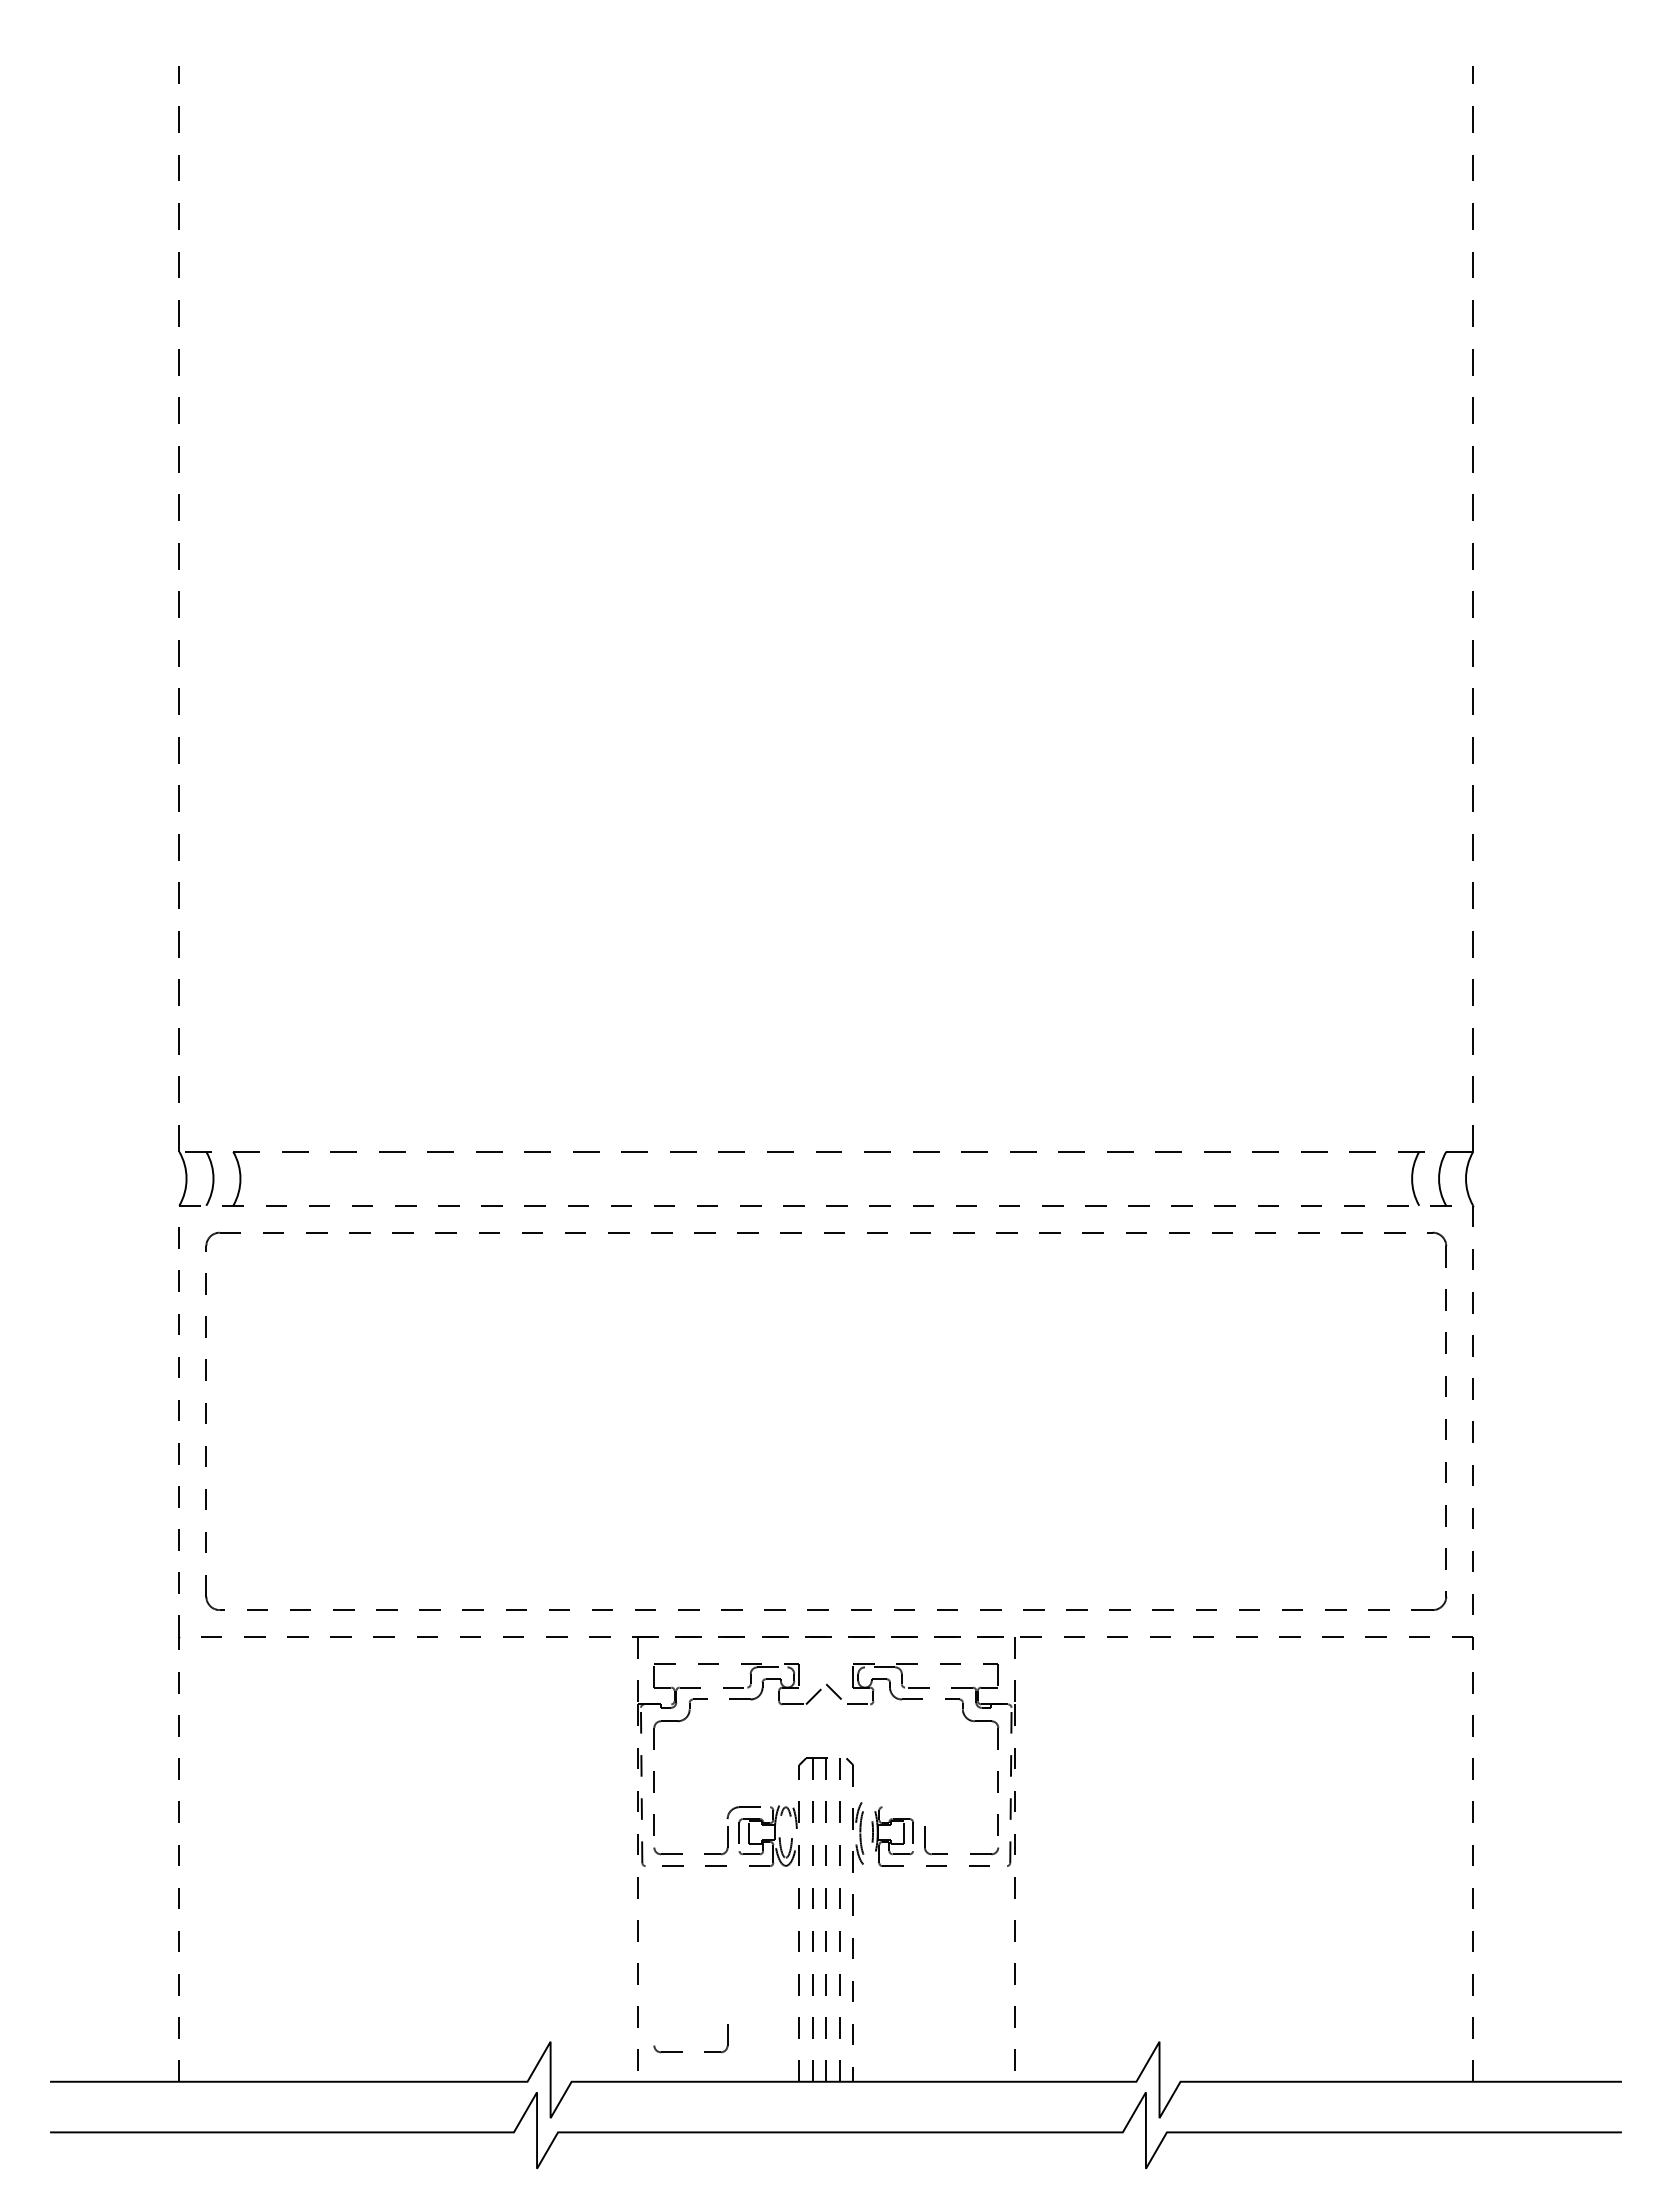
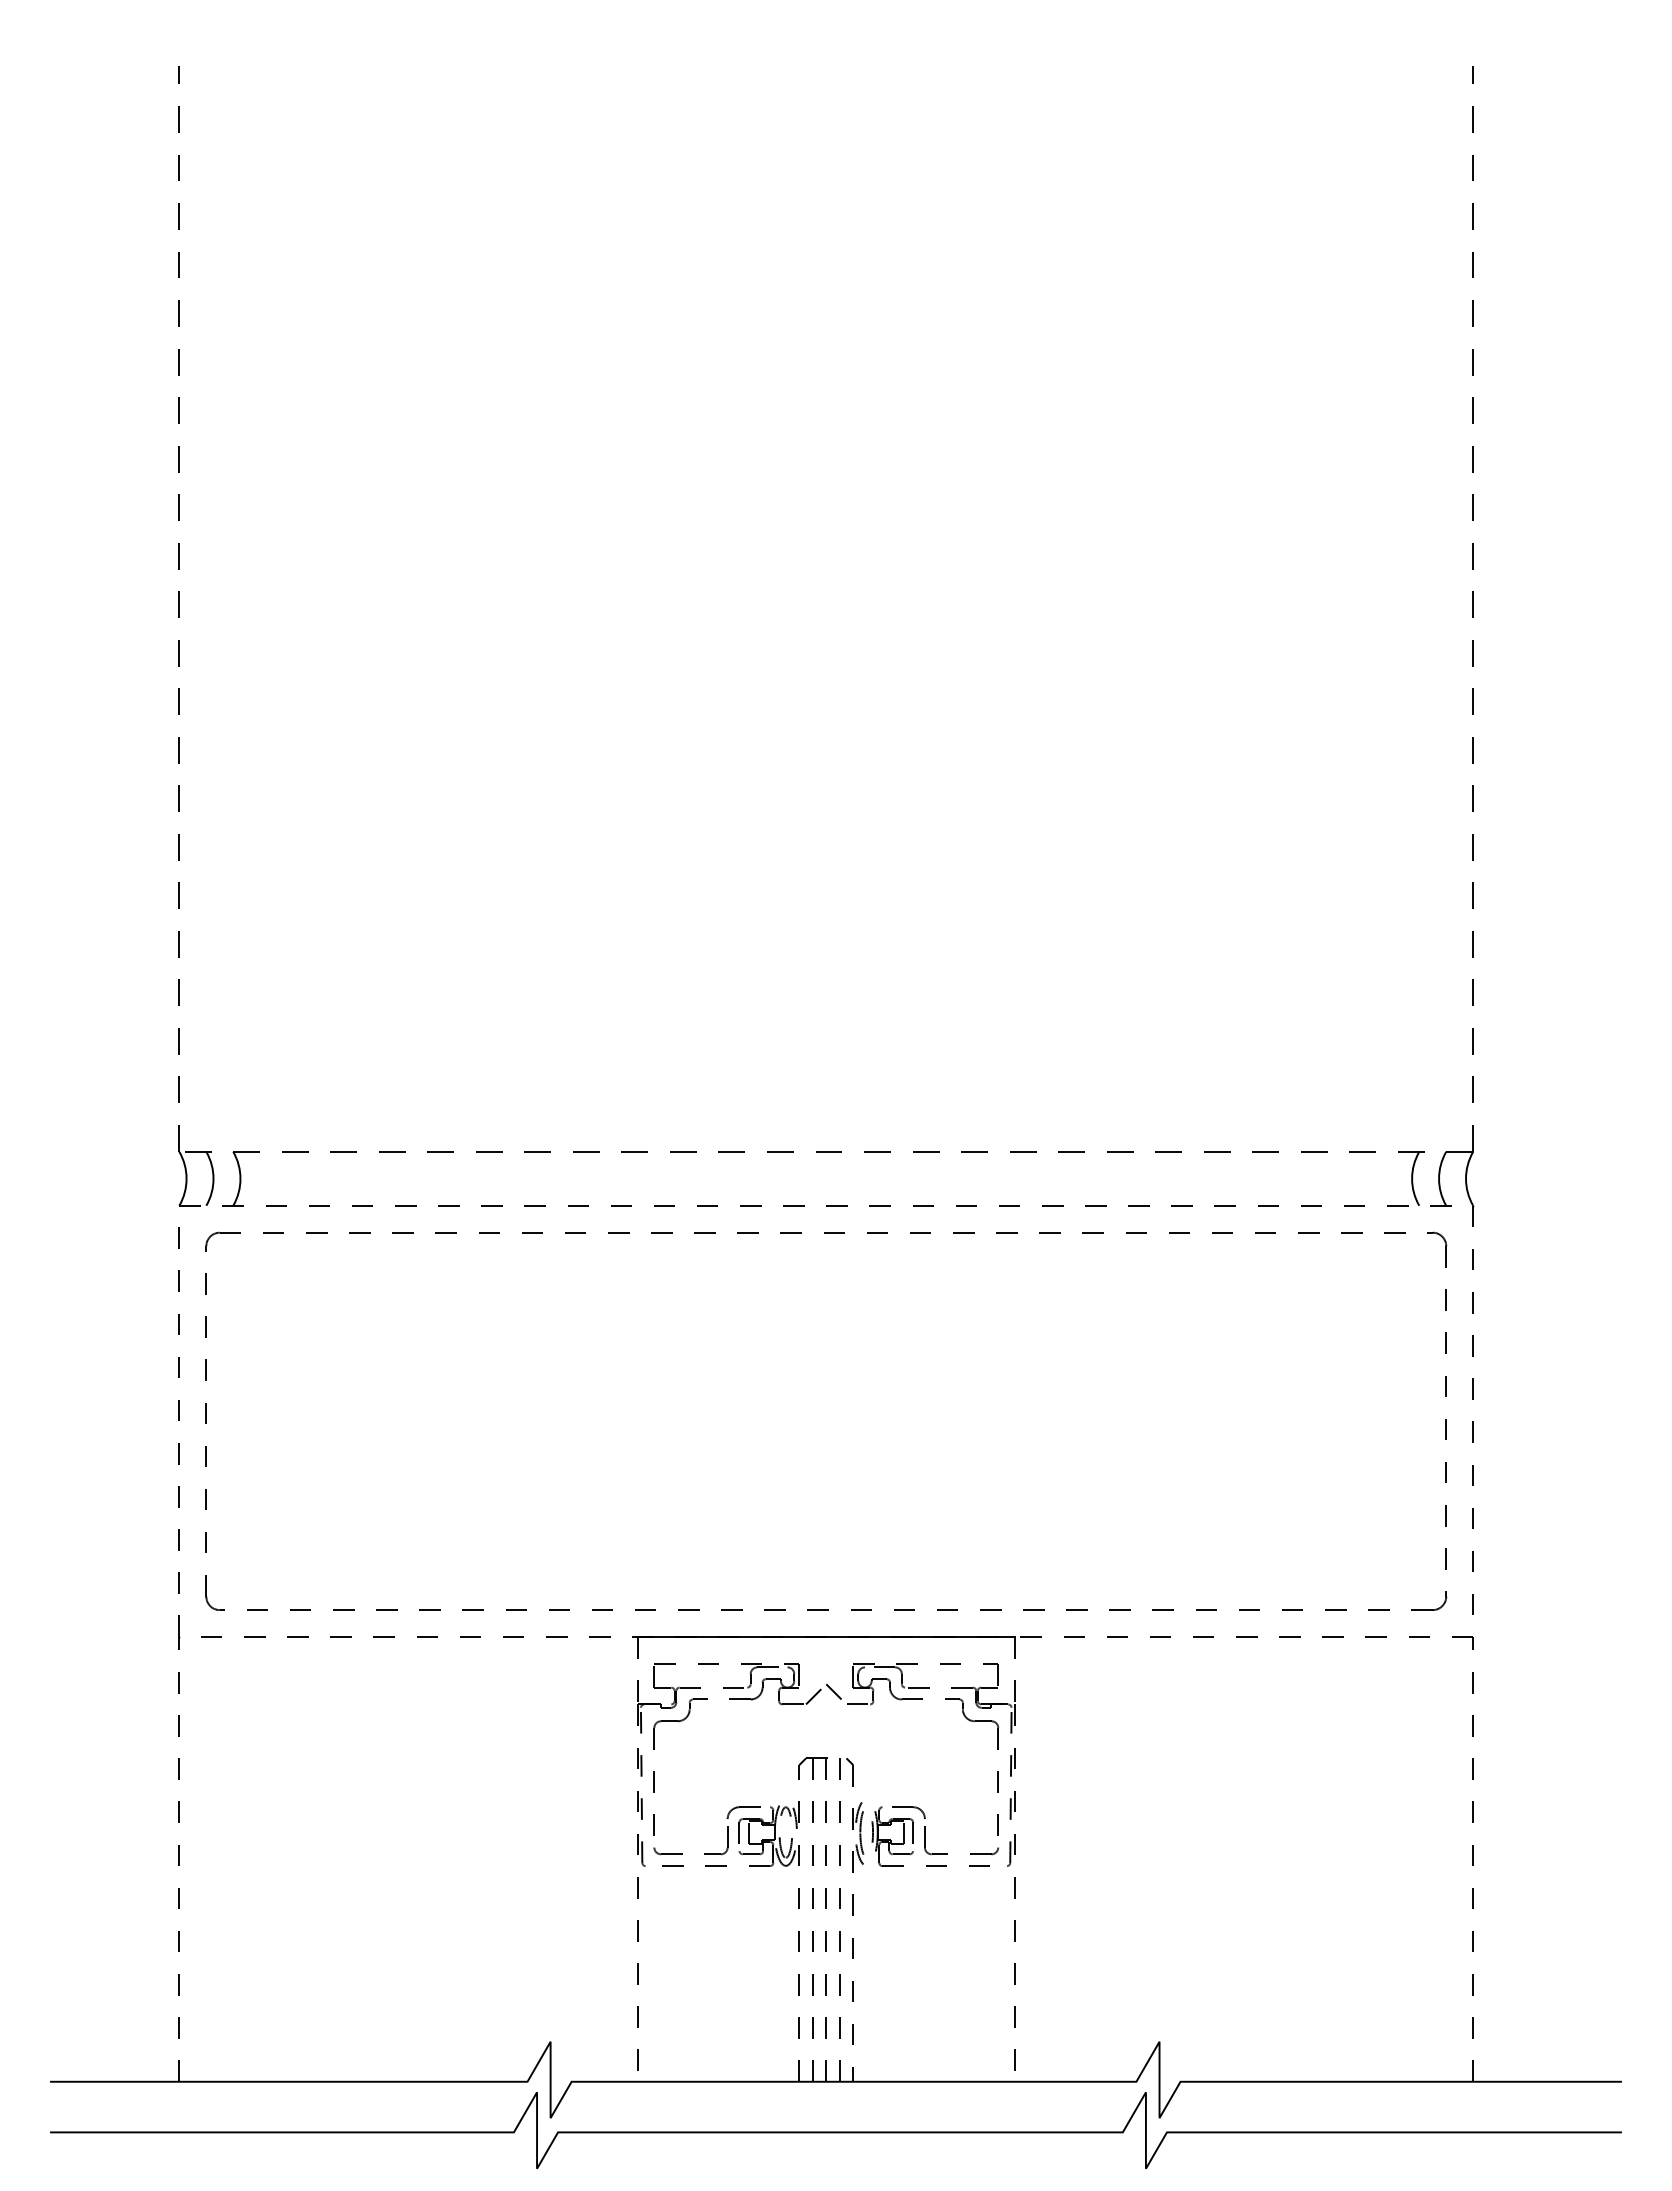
line: dashed -> solid (826, 1637)
part: none -> present (908, 1812)
part: present -> none (682, 2051)
